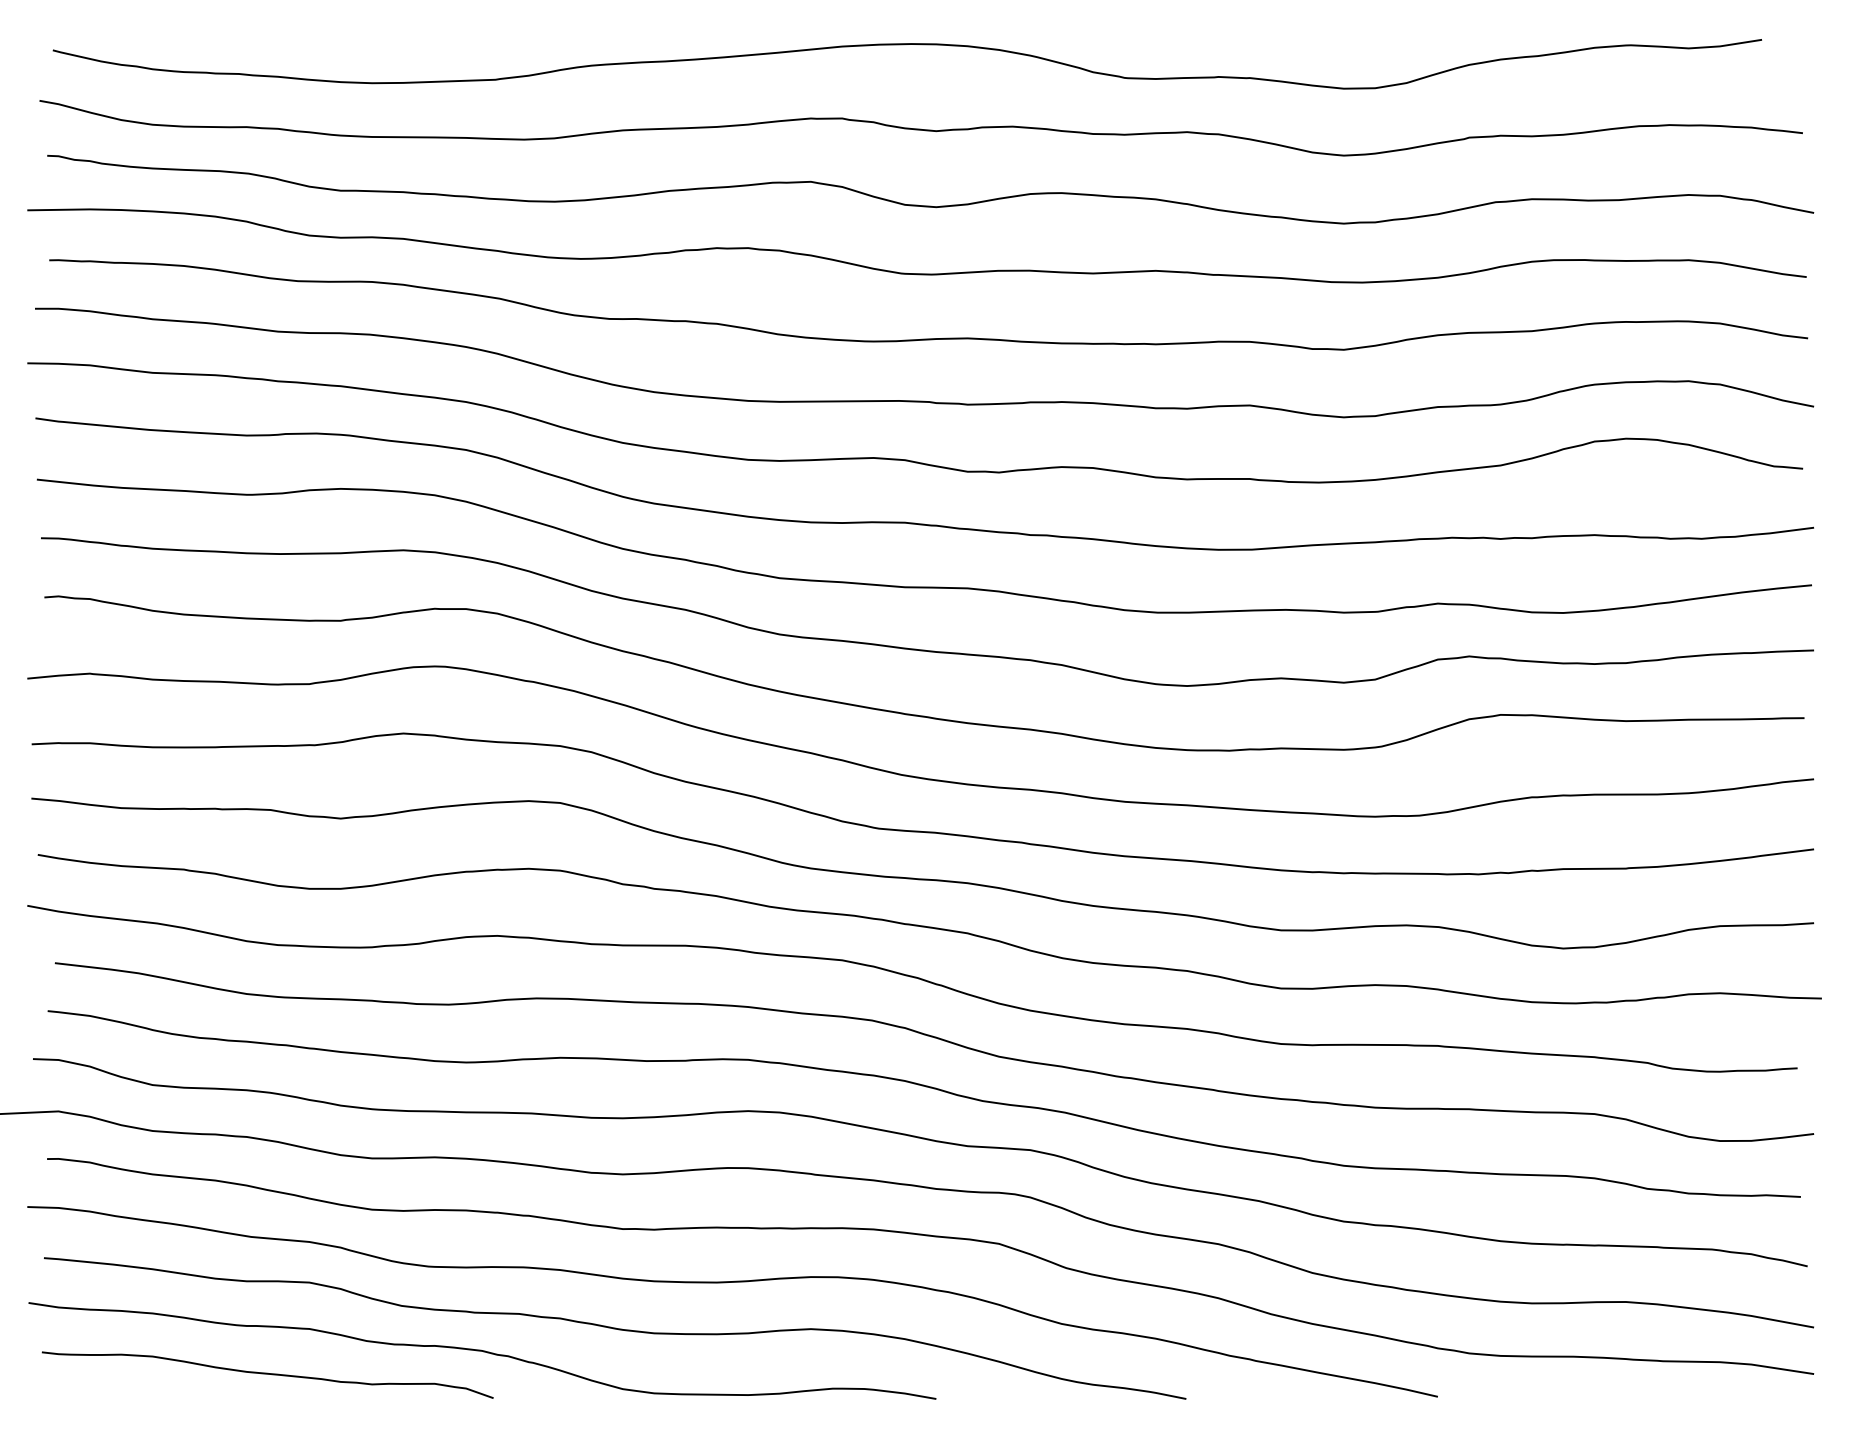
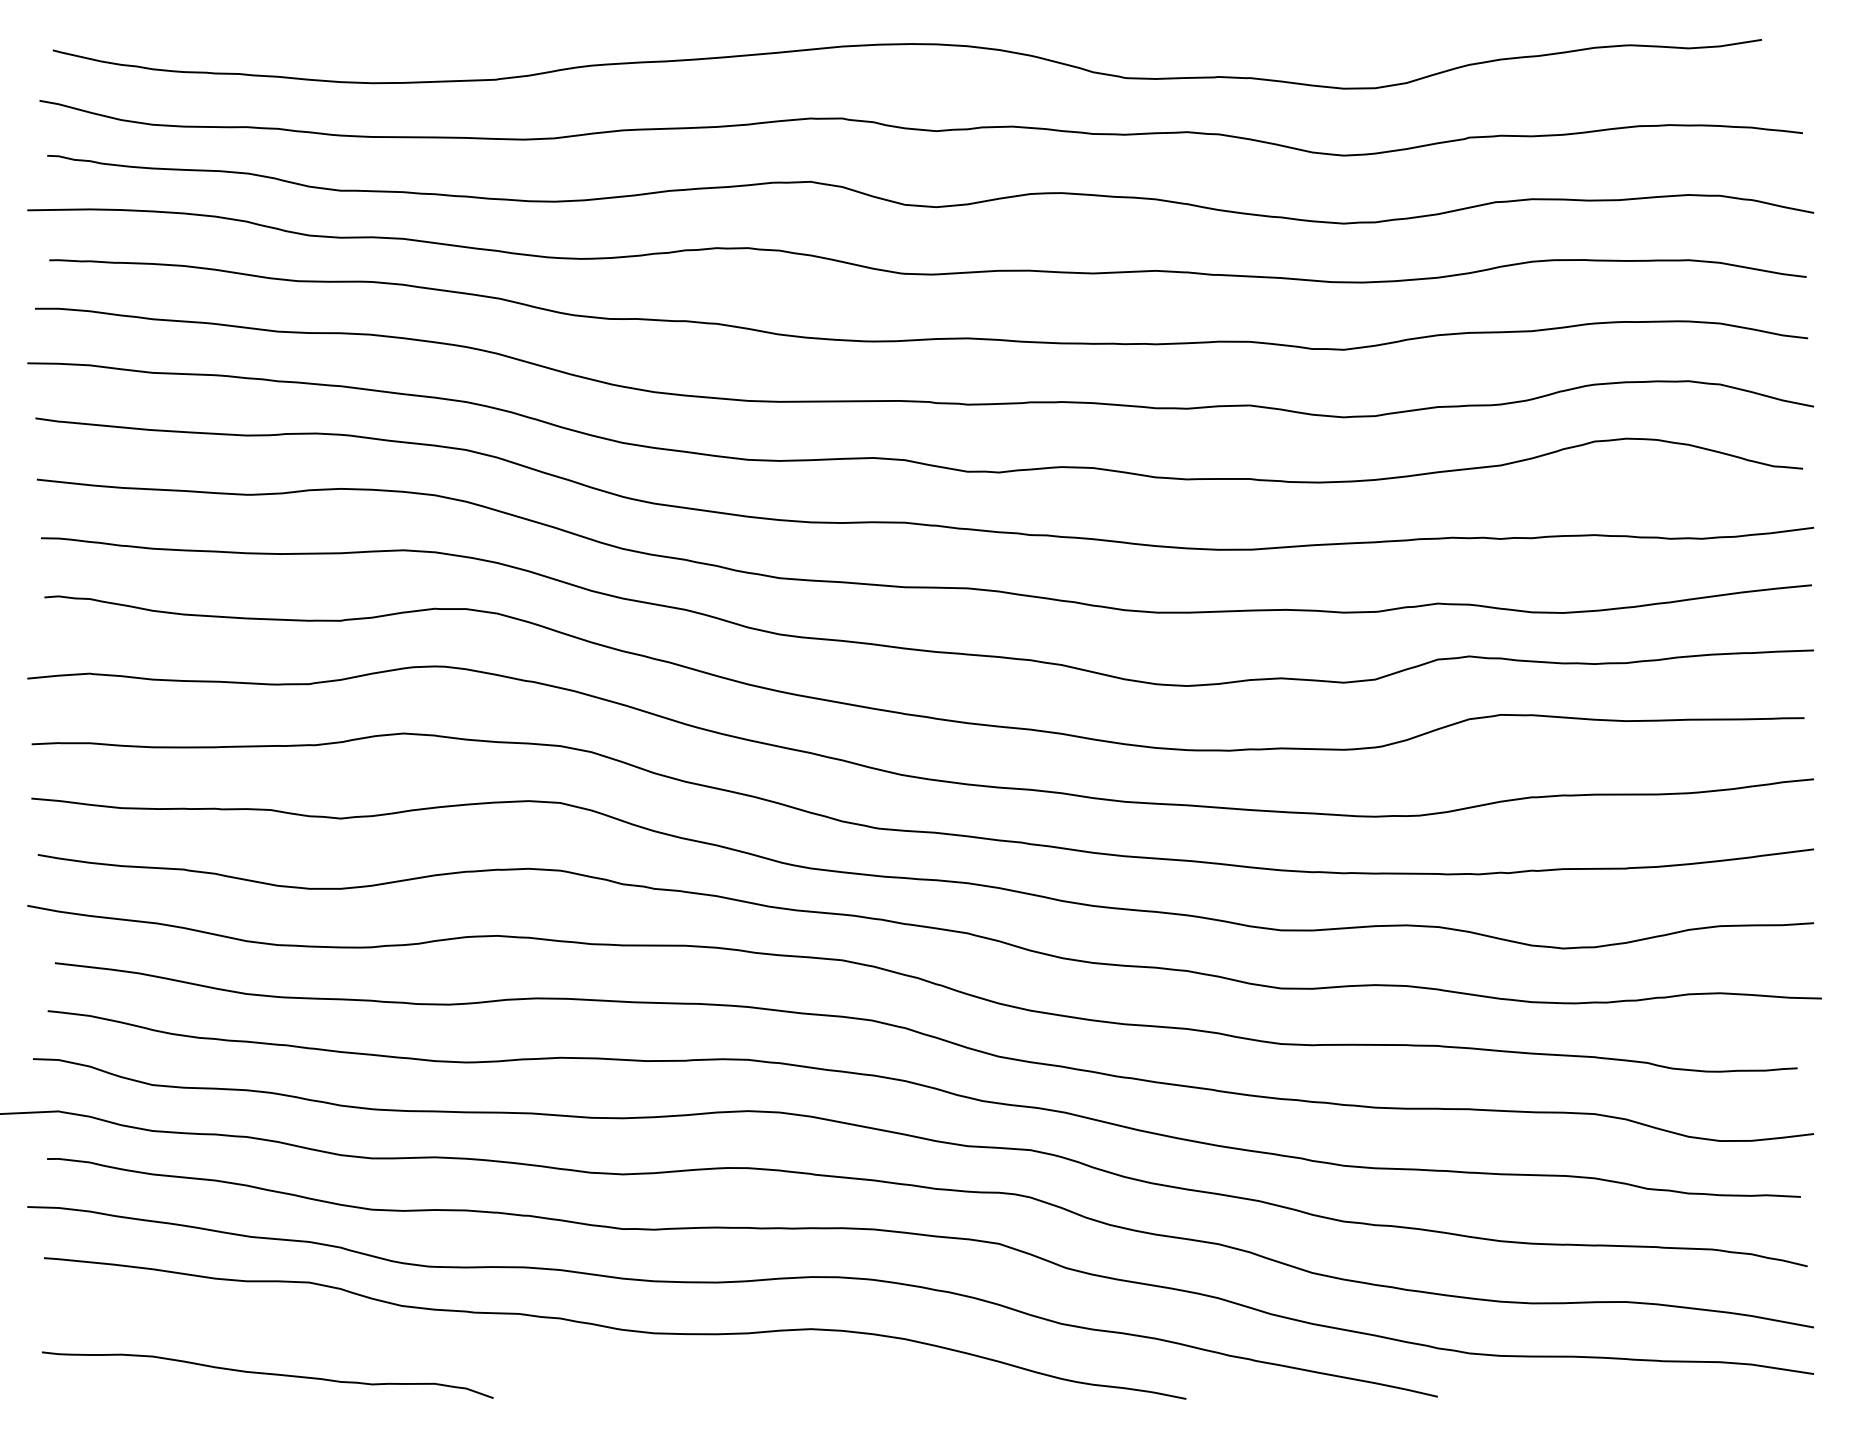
curve: present -> none (482, 1350)
